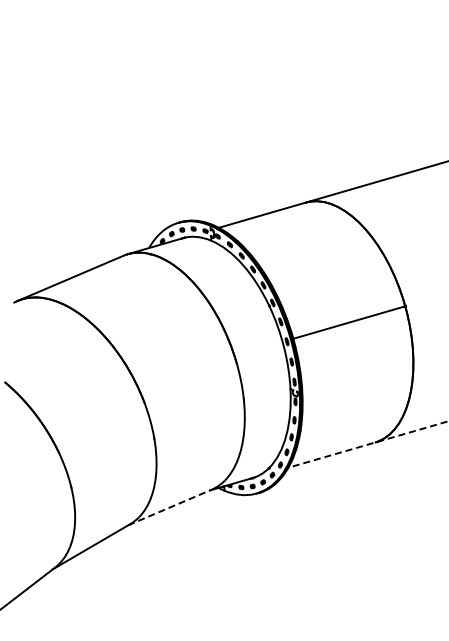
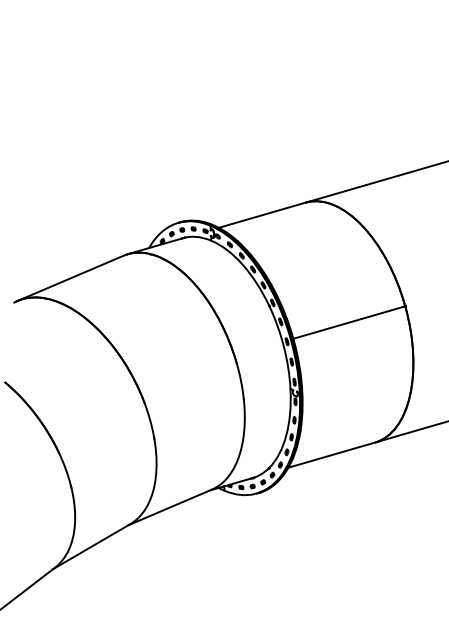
line: dashed -> solid (368, 444)
line: dashed -> solid (170, 507)
